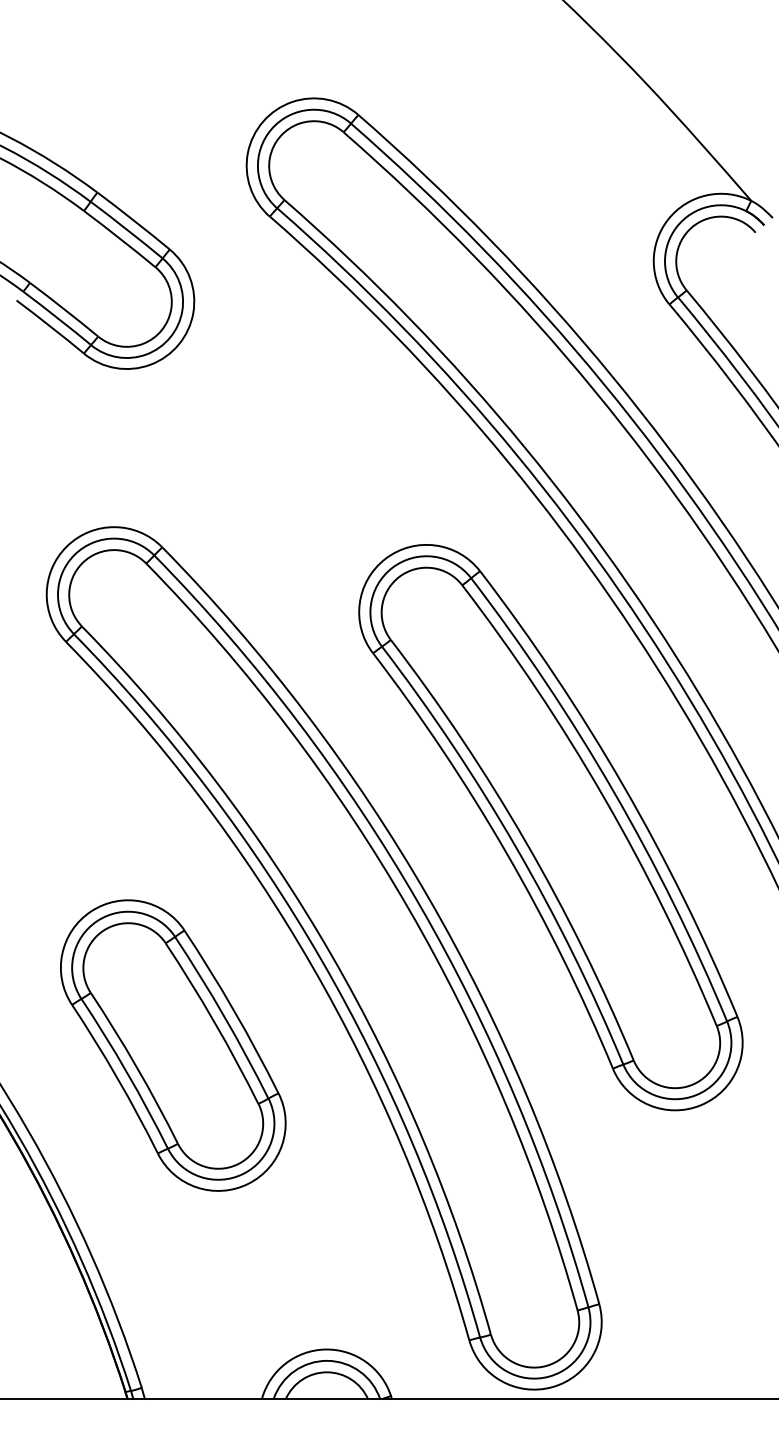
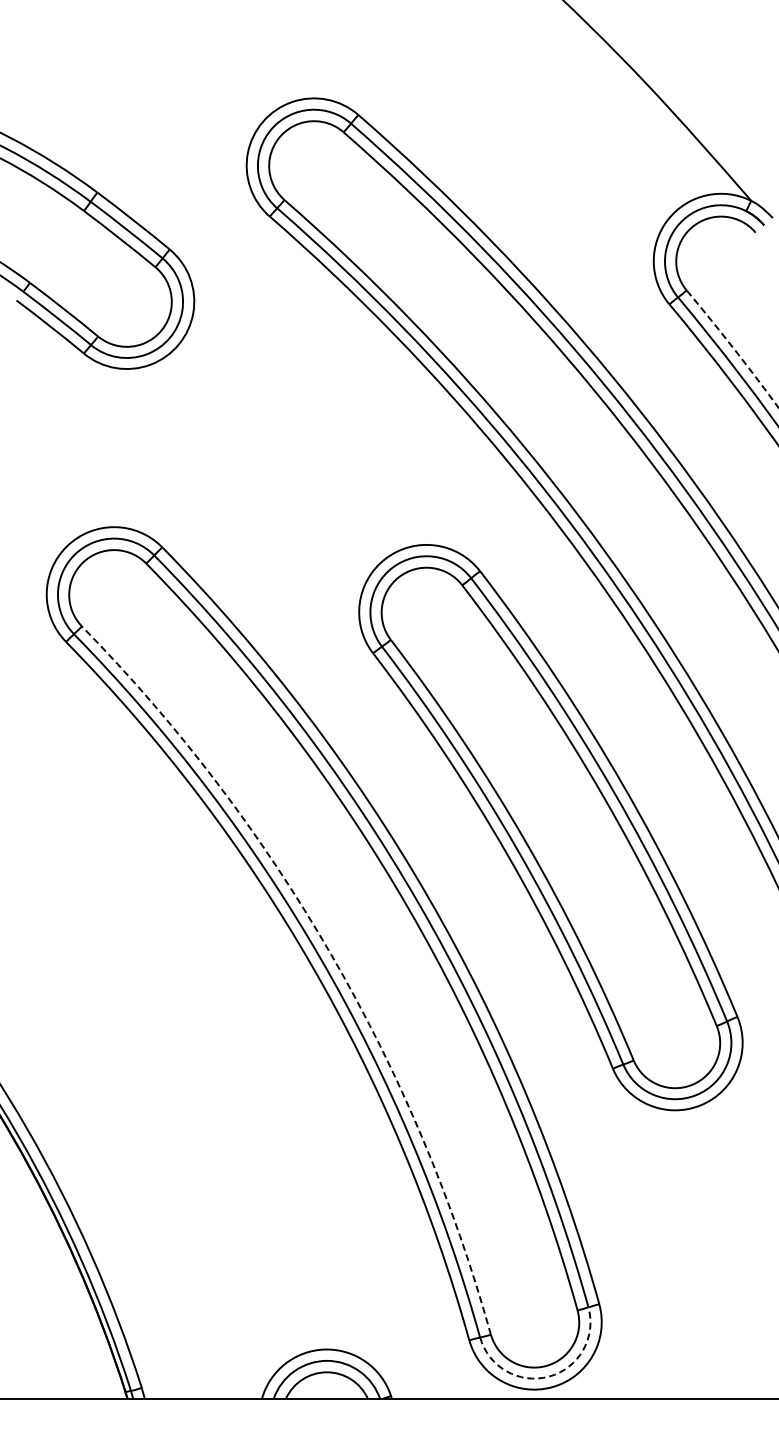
arc: solid -> dashed (732, 347)
arc: solid -> dashed (331, 954)
part: present -> none (173, 1045)
arc: solid -> dashed (549, 1376)
